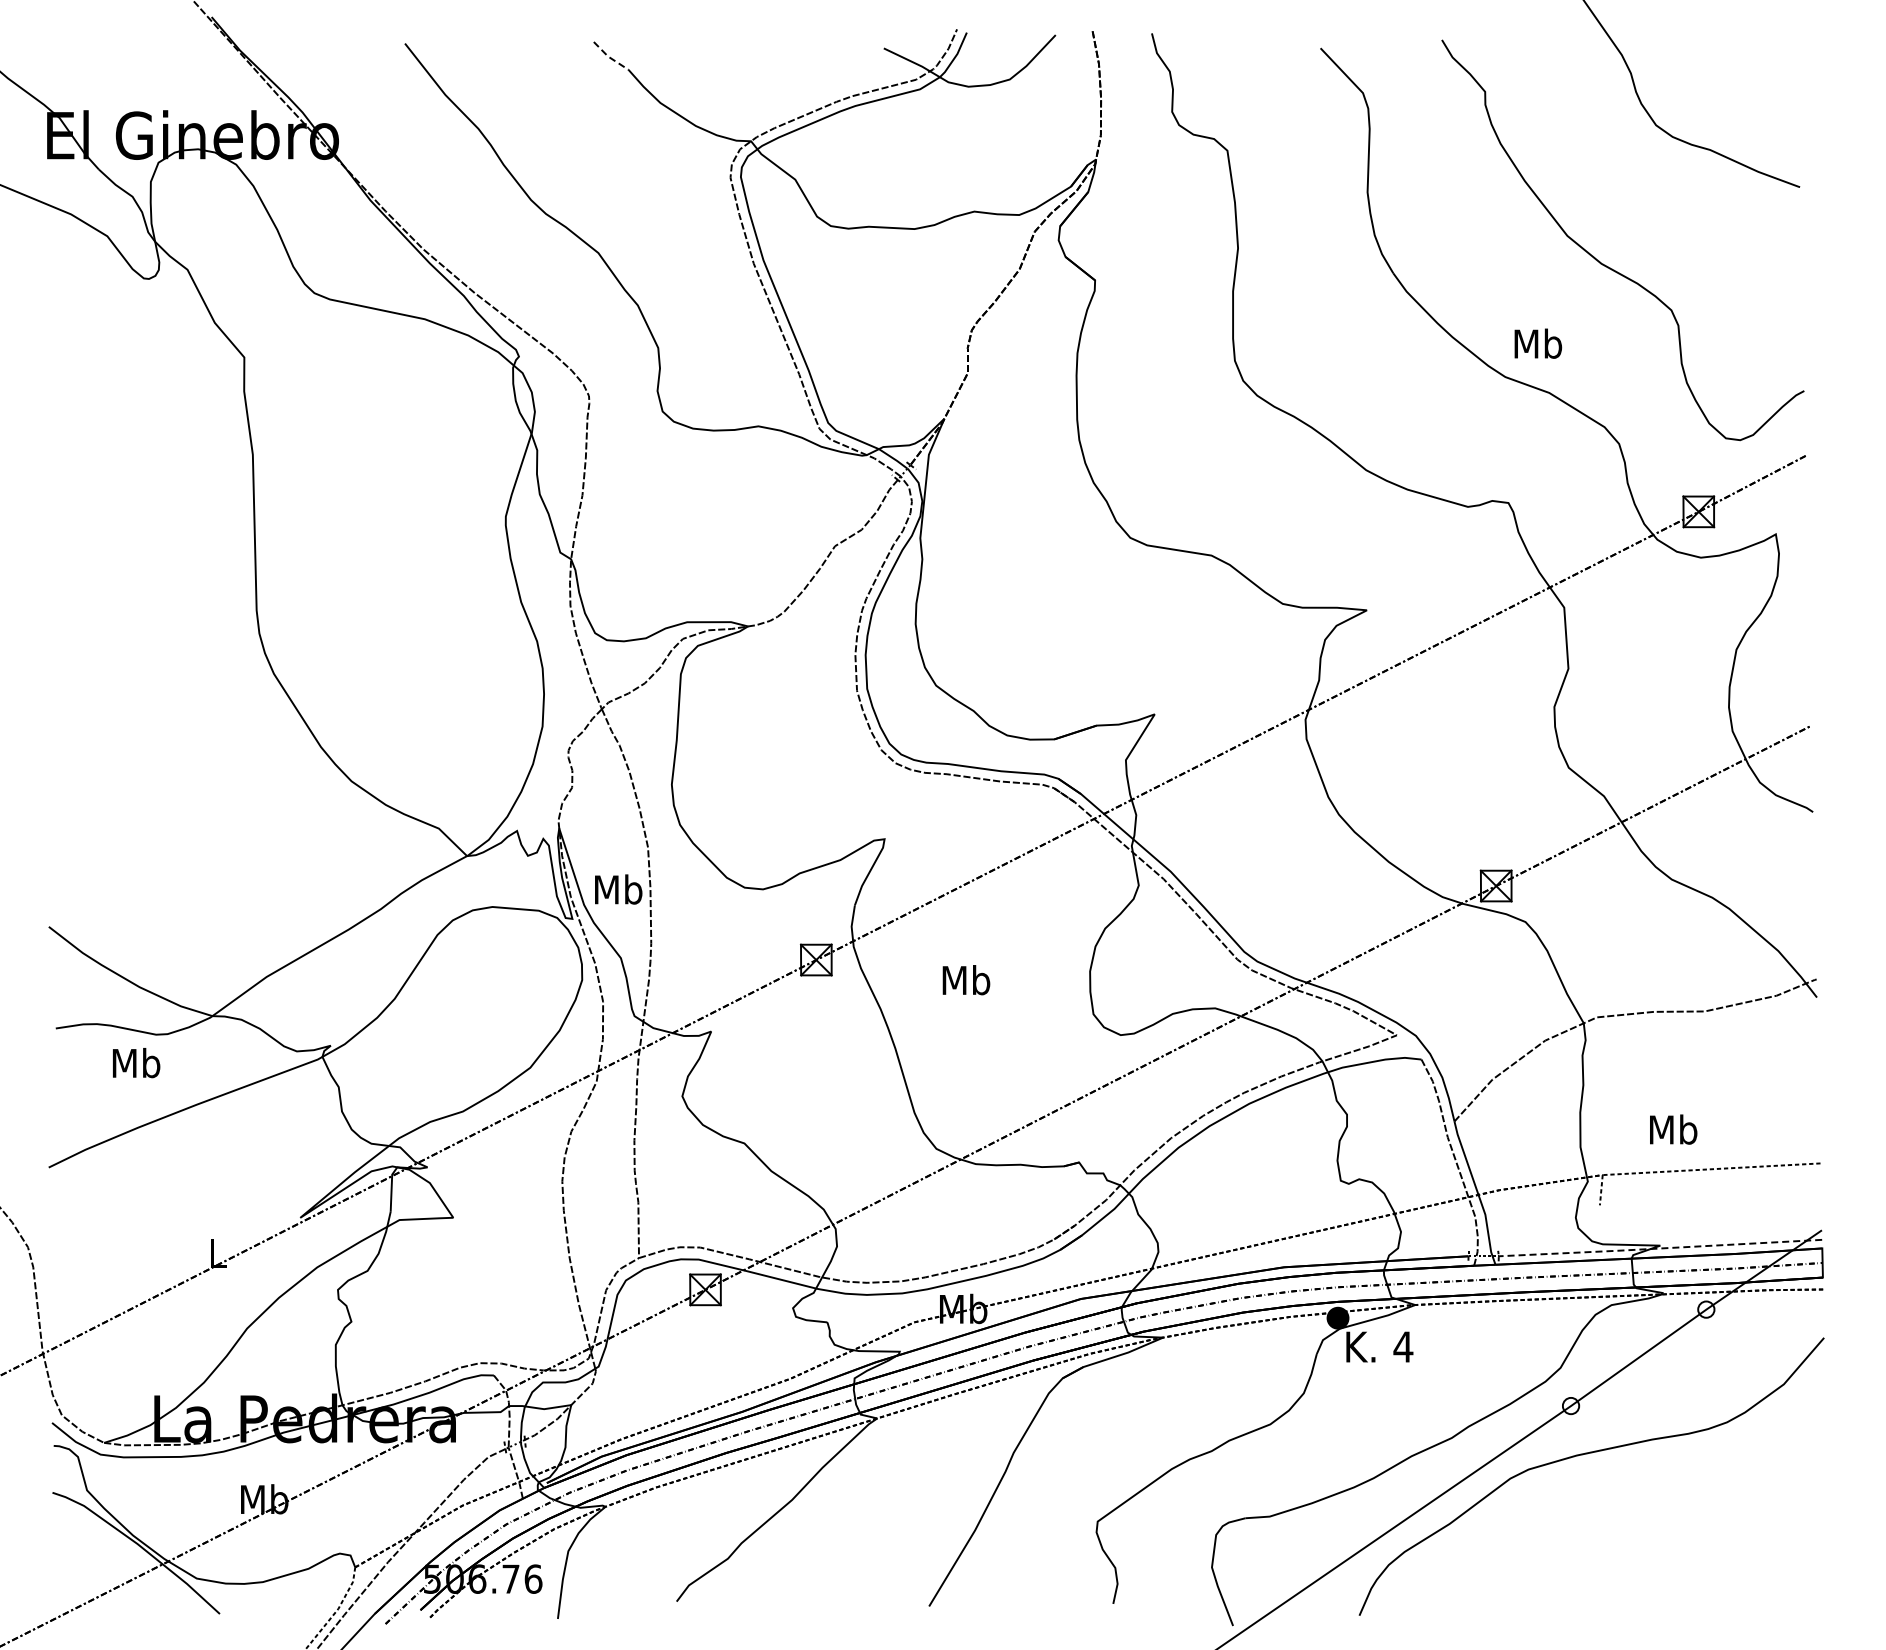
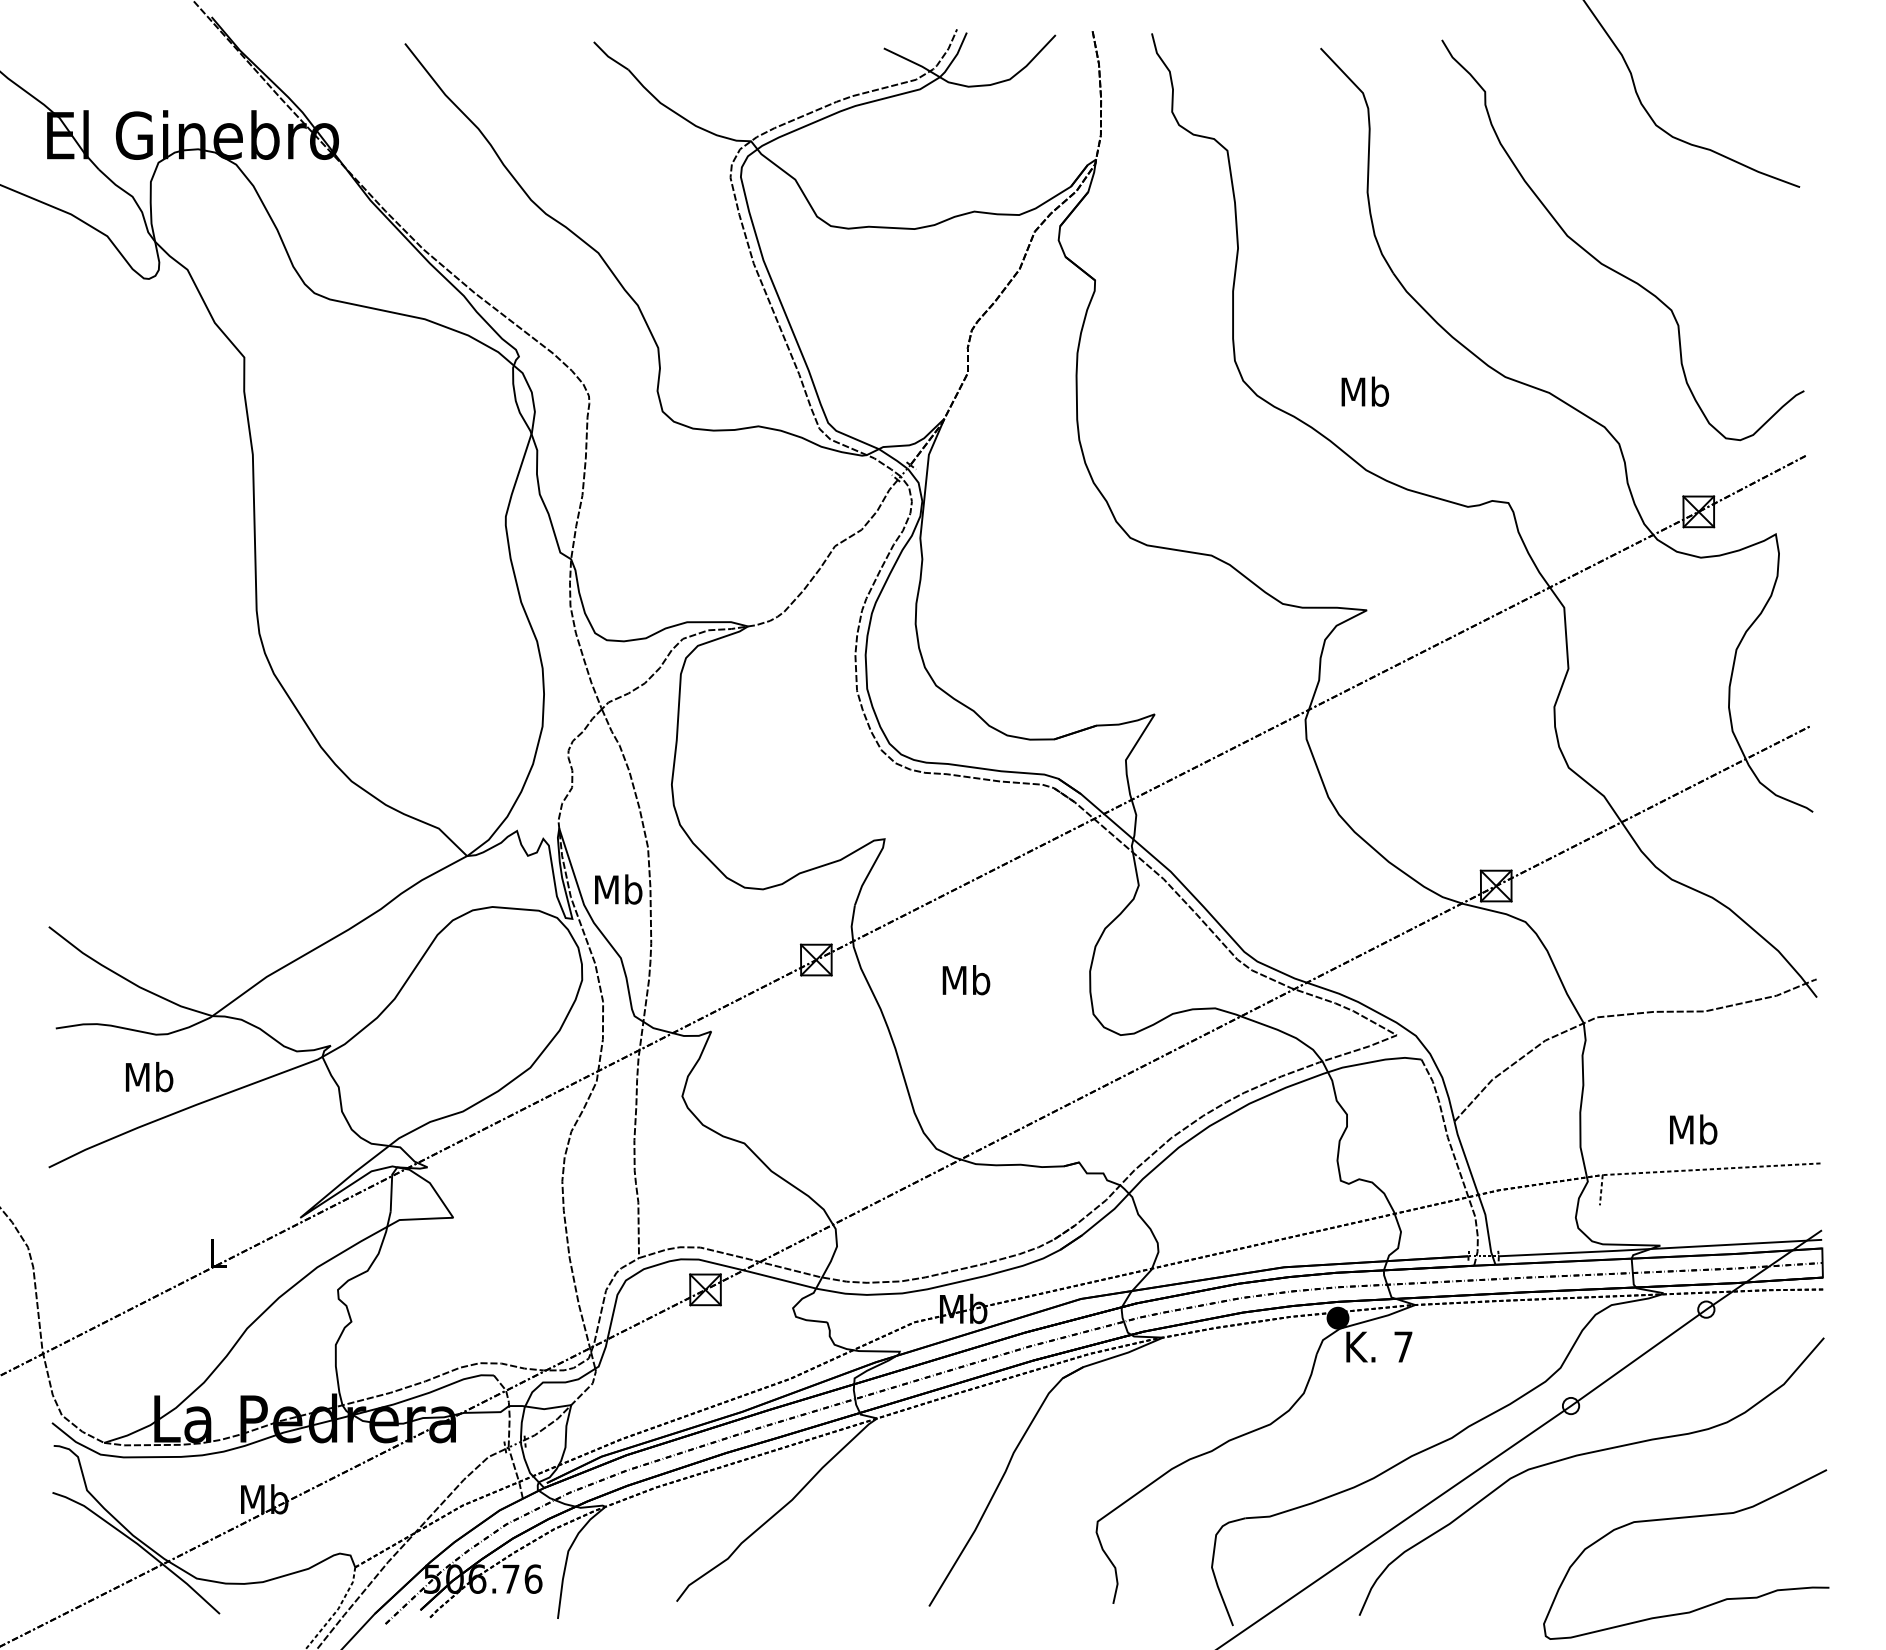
line: dashed -> solid (609, 57)
text position: (1538, 343) -> (1365, 391) (1365, 391)
text position: (136, 1063) -> (149, 1077) (149, 1077)
text position: (1673, 1129) -> (1693, 1129) (1693, 1129)
line: dashed -> solid (1659, 1248)
text: 4 -> 7 (1403, 1346)
curve: none -> present (1686, 1518)
